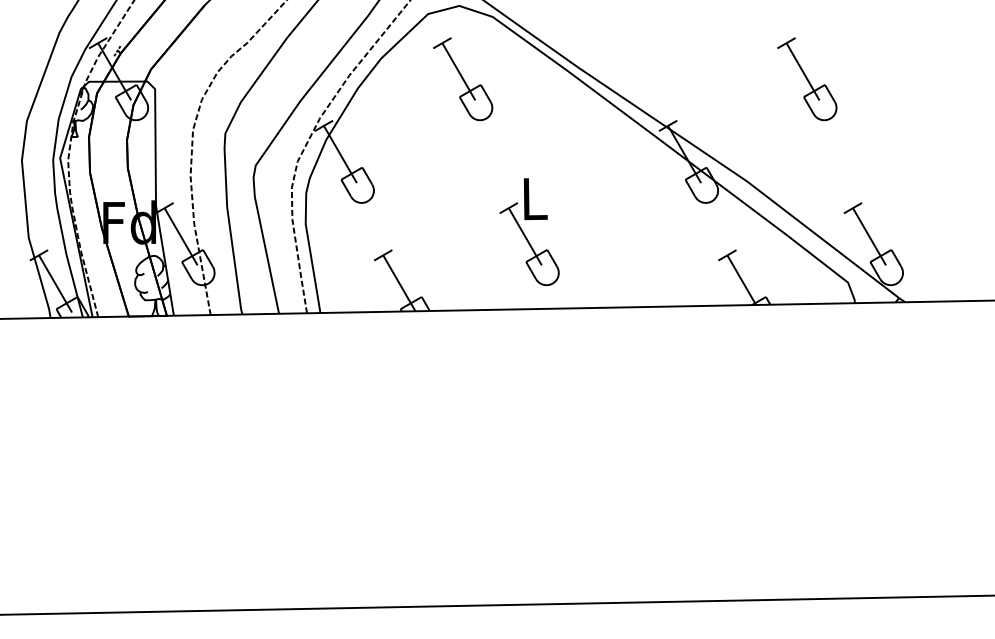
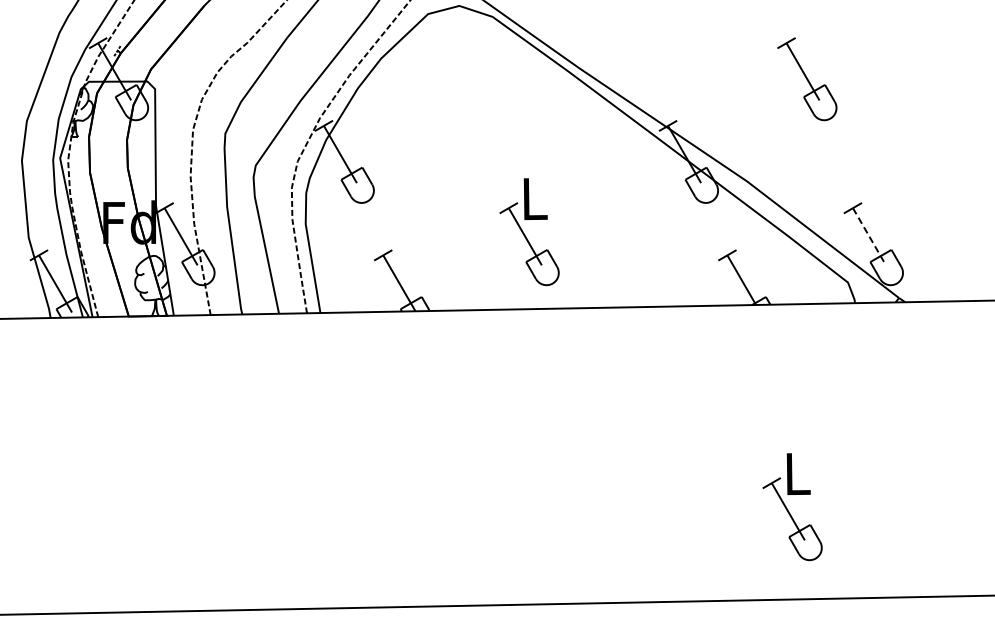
part: present -> none (463, 79)
line: solid -> dashed (869, 237)
part: none -> present (792, 507)
